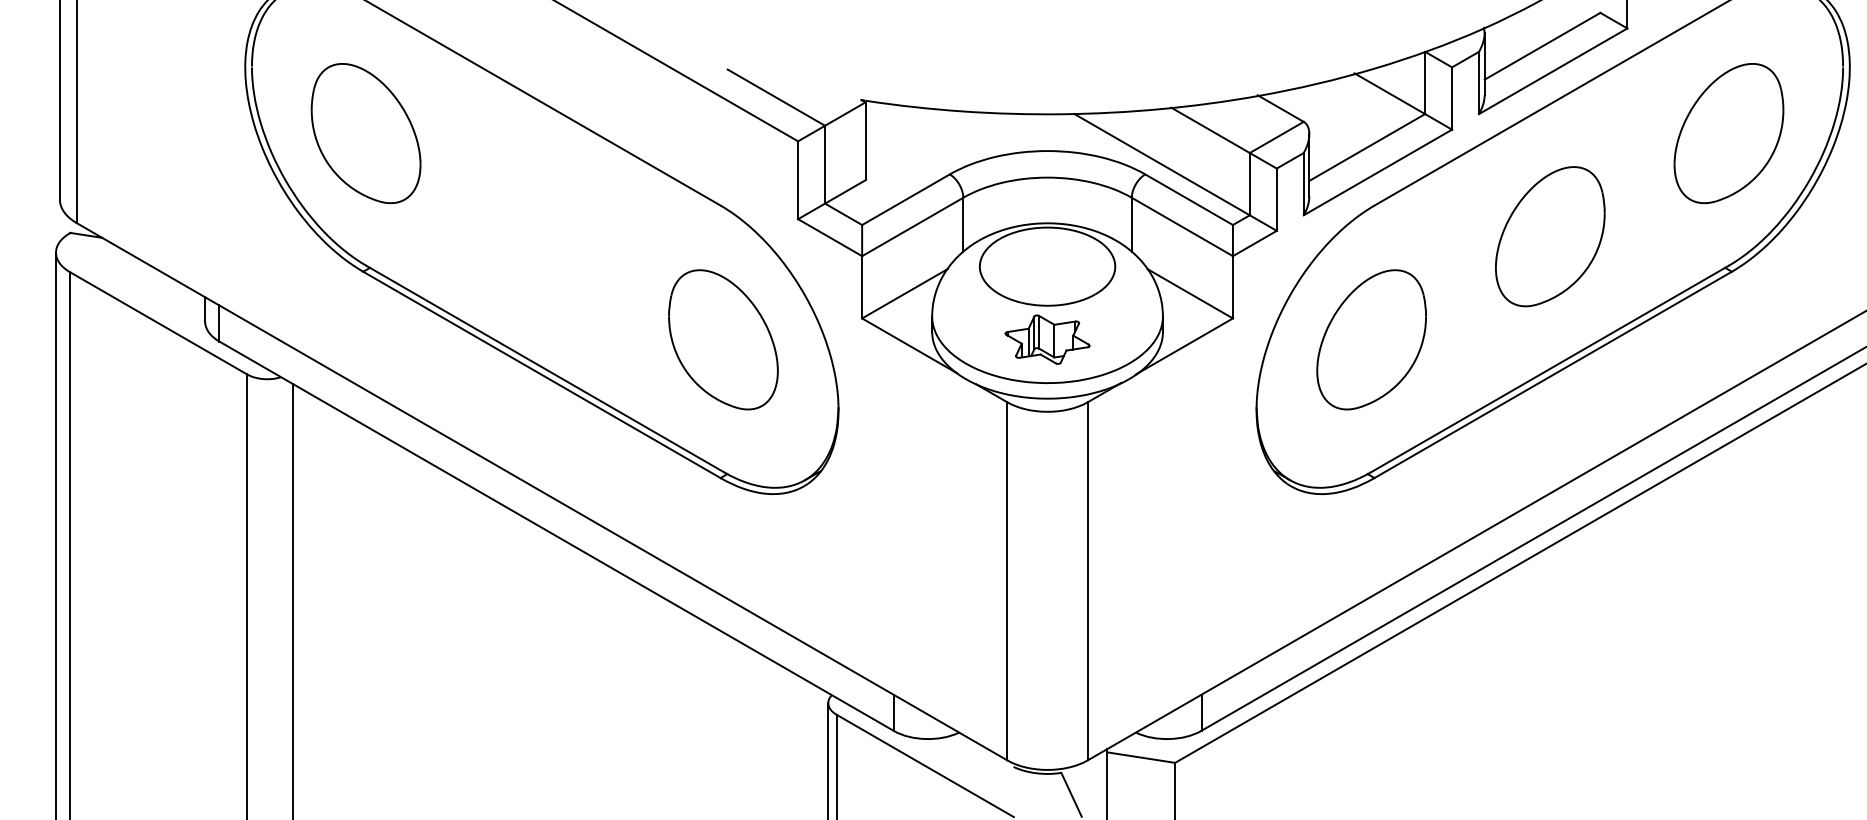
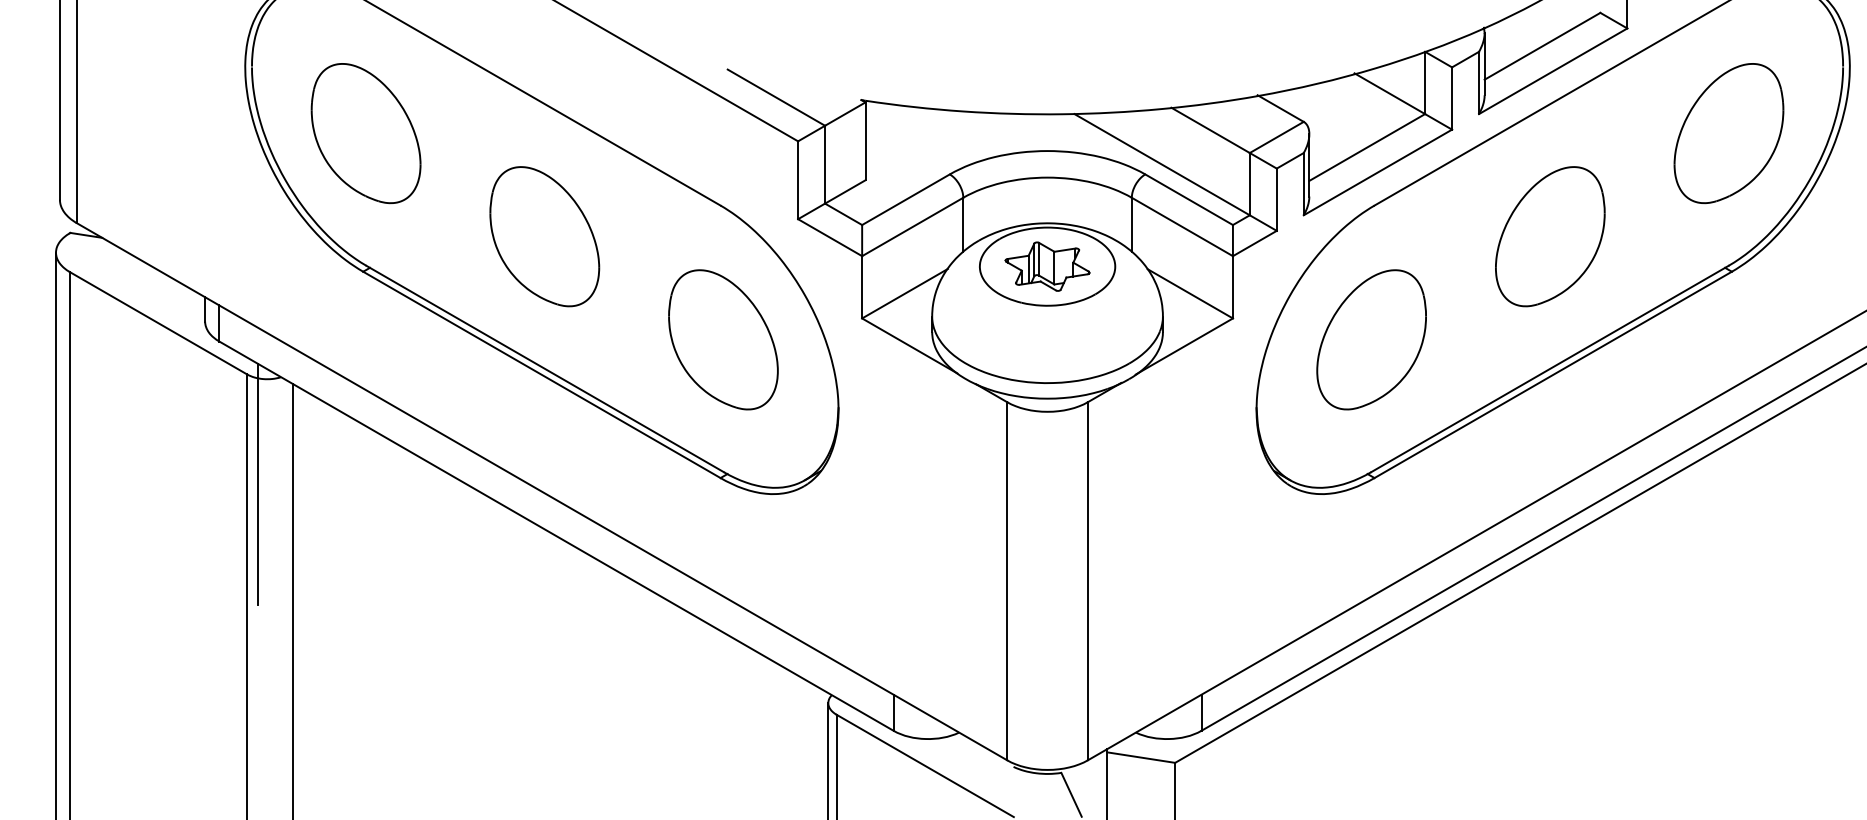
part: none -> present (544, 236)
part position: (1047, 339) -> (1047, 266) (1047, 266)
line: none -> present (257, 483)
